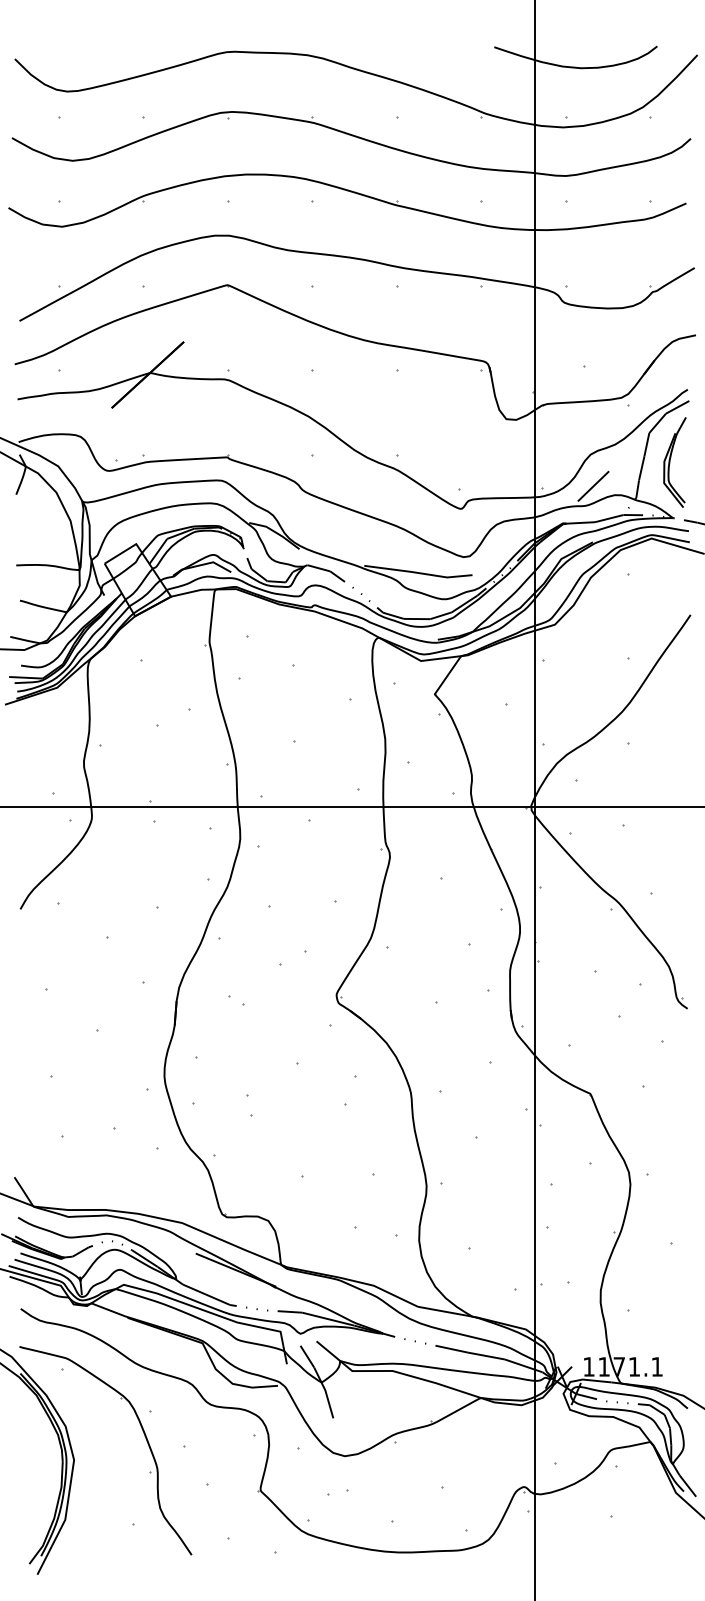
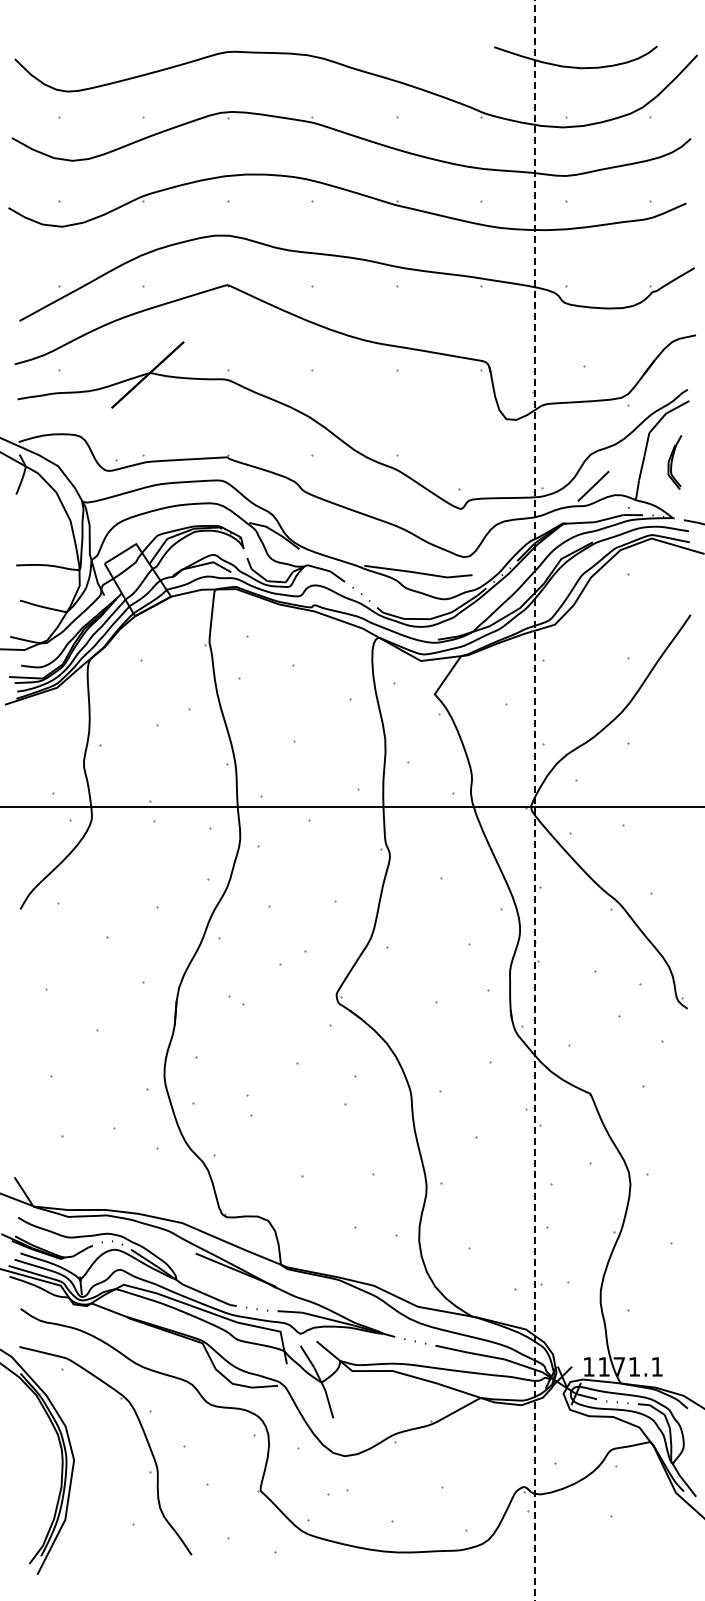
part size: 24x91 px -> 16x55 px (674, 462)
line: solid -> dashed (535, 799)
